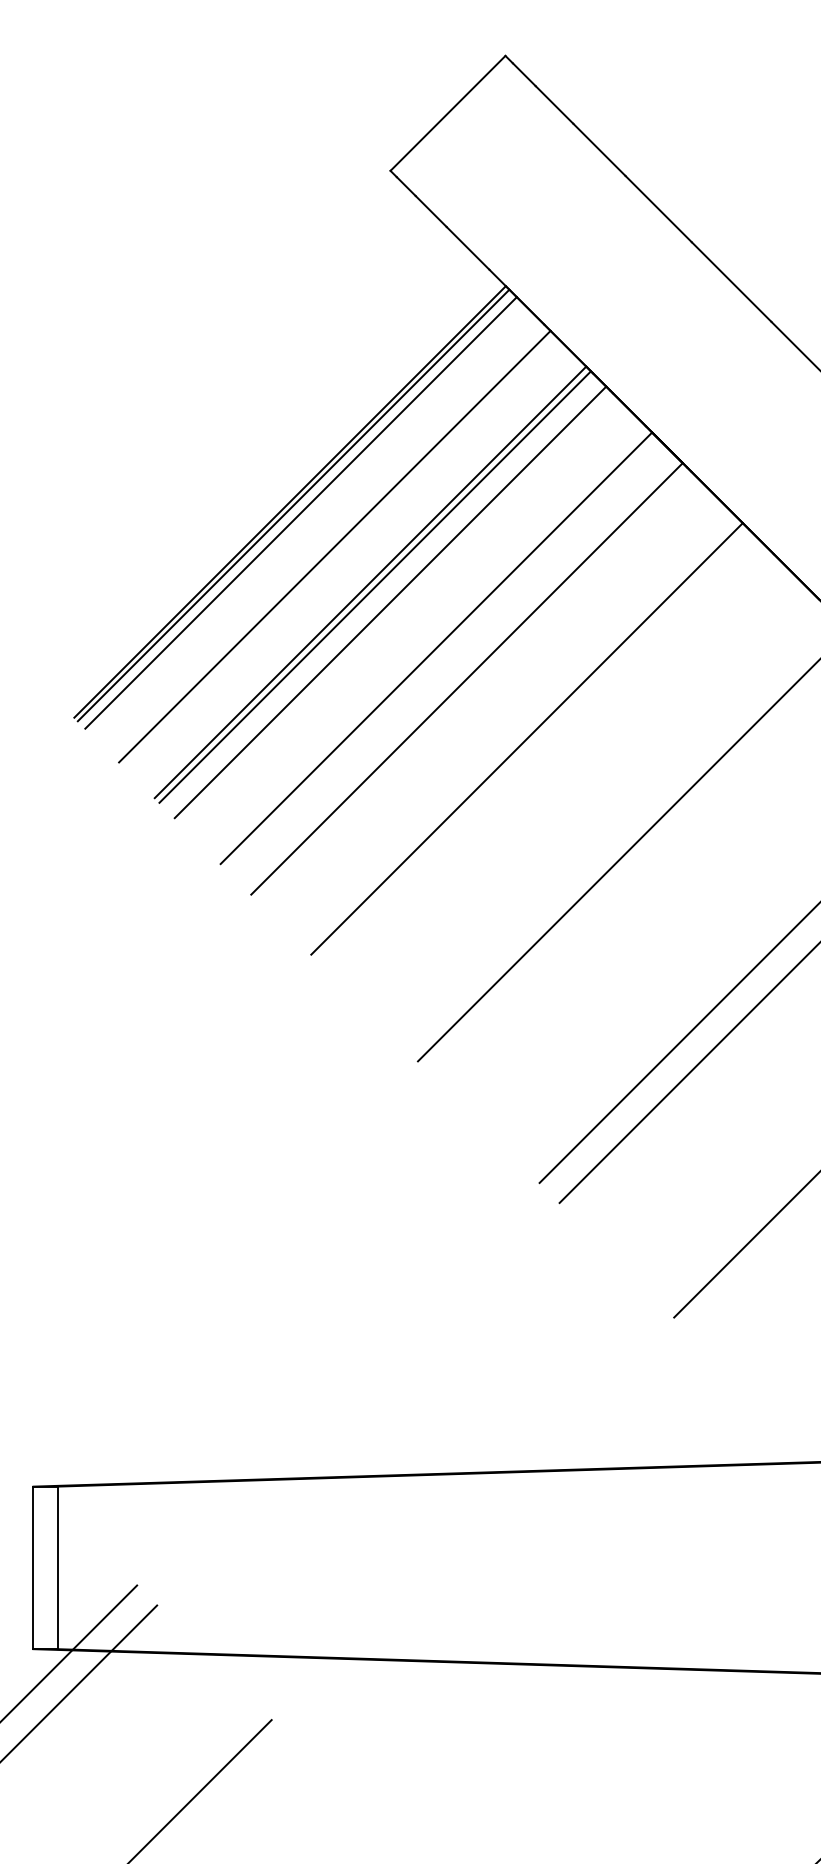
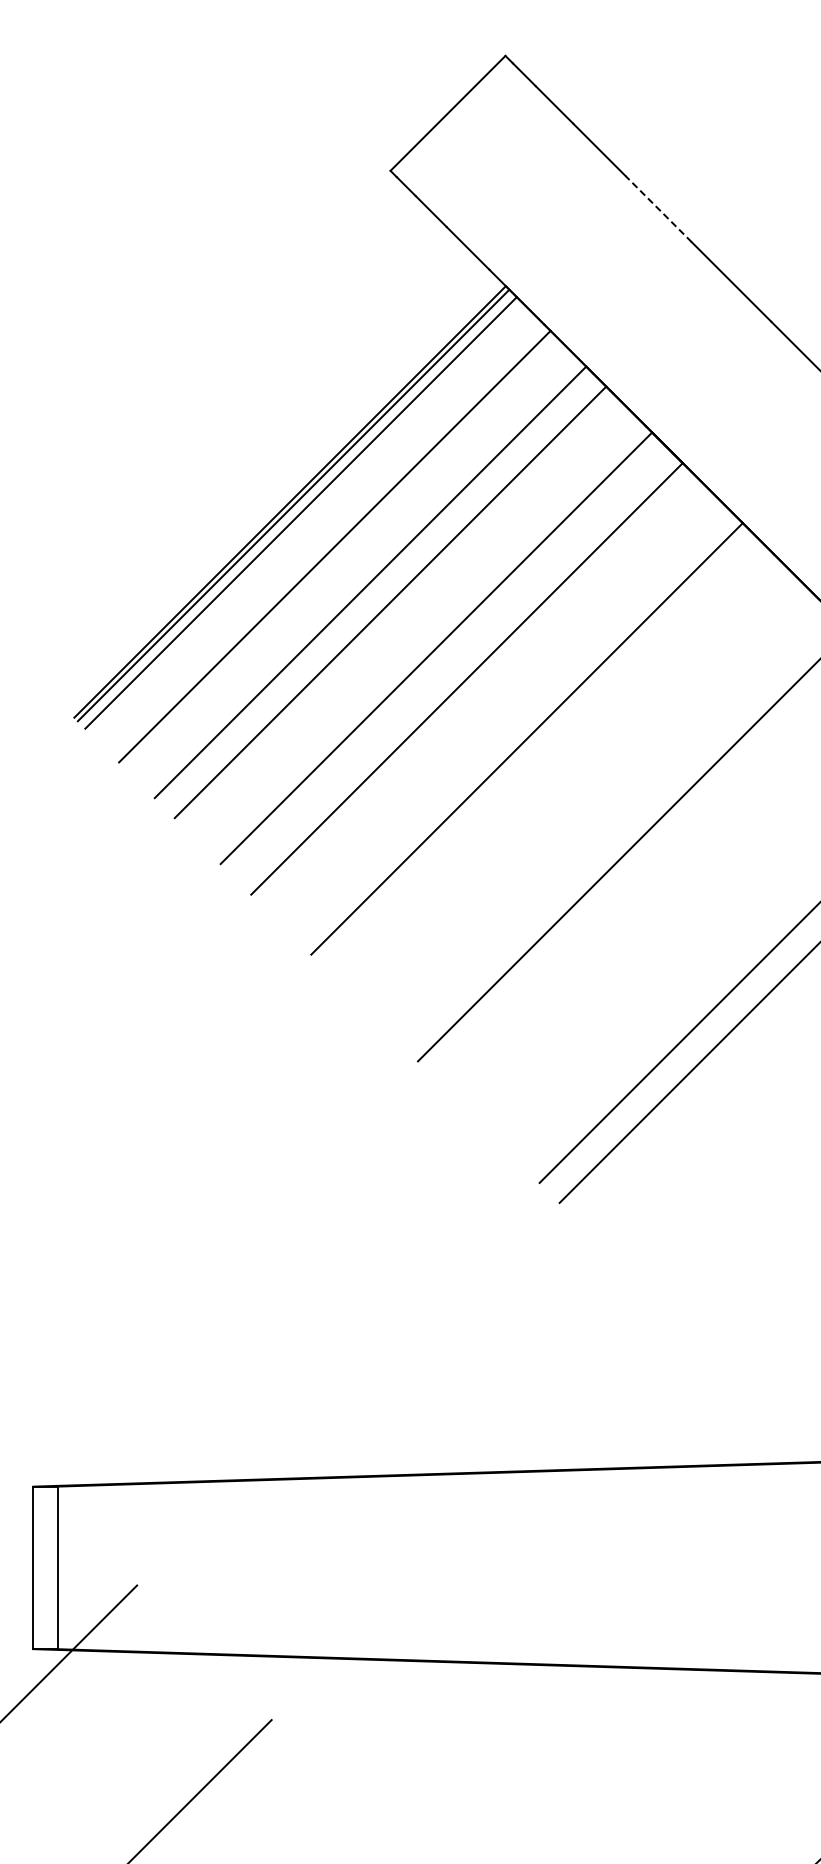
line: solid -> dashed (658, 209)
line: present -> none (375, 586)
line: present -> none (745, 1245)
line: present -> none (79, 1682)
